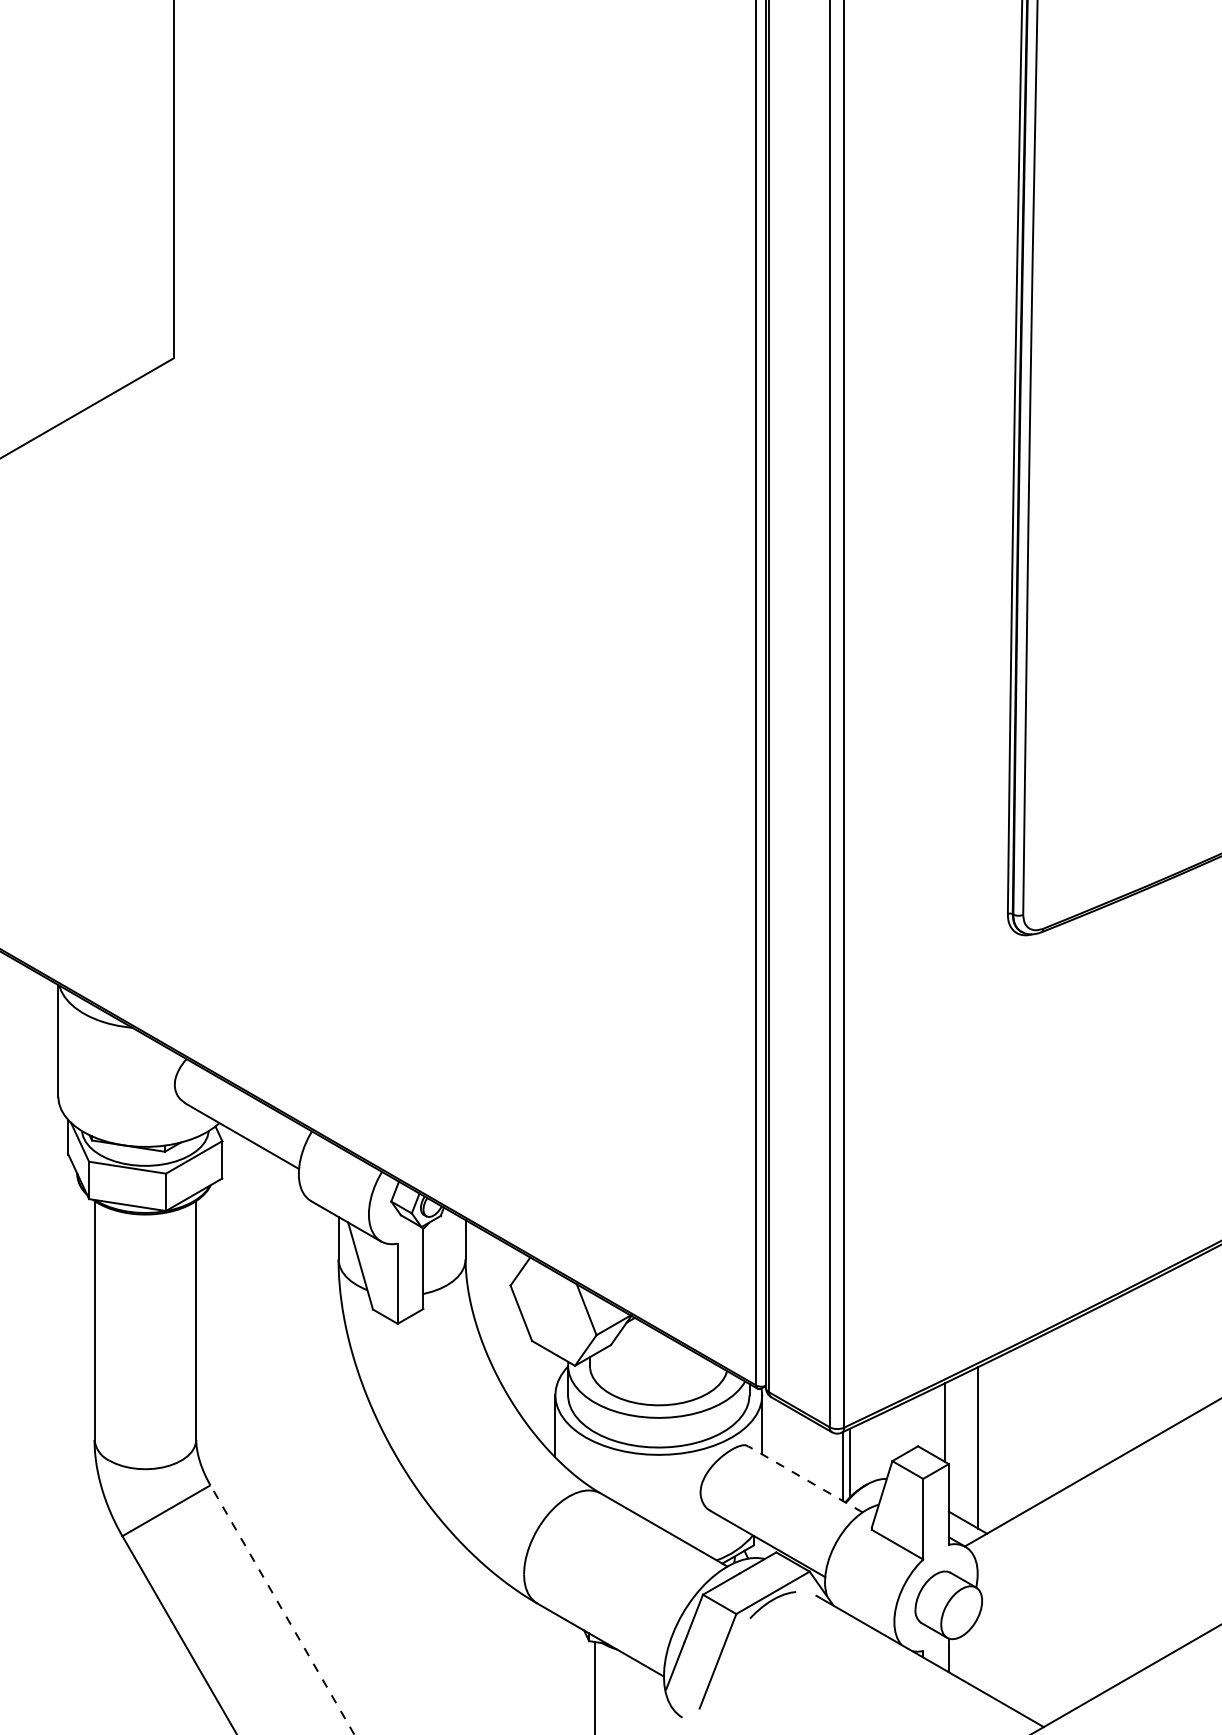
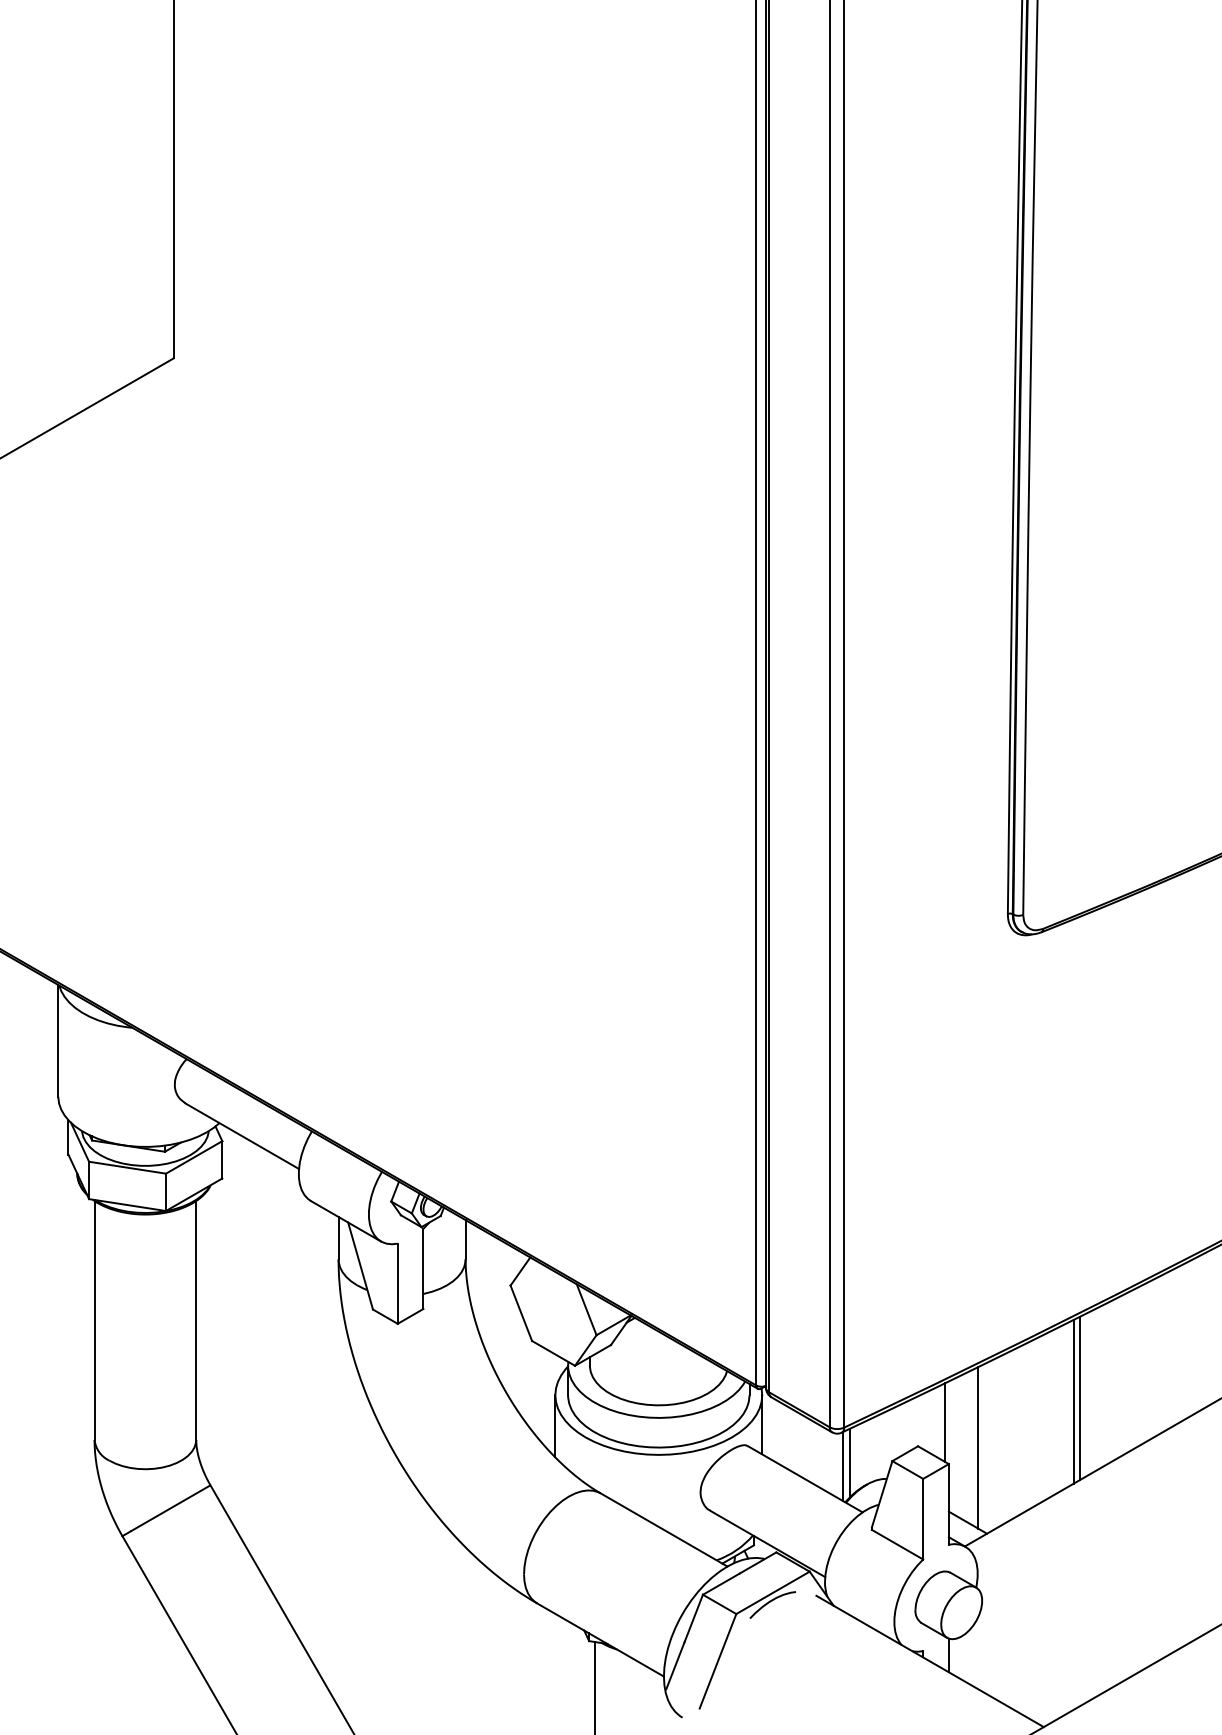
line: none -> present (1080, 1397)
line: none -> present (1073, 1401)
line: dashed -> solid (804, 1479)
line: dashed -> solid (282, 1610)
